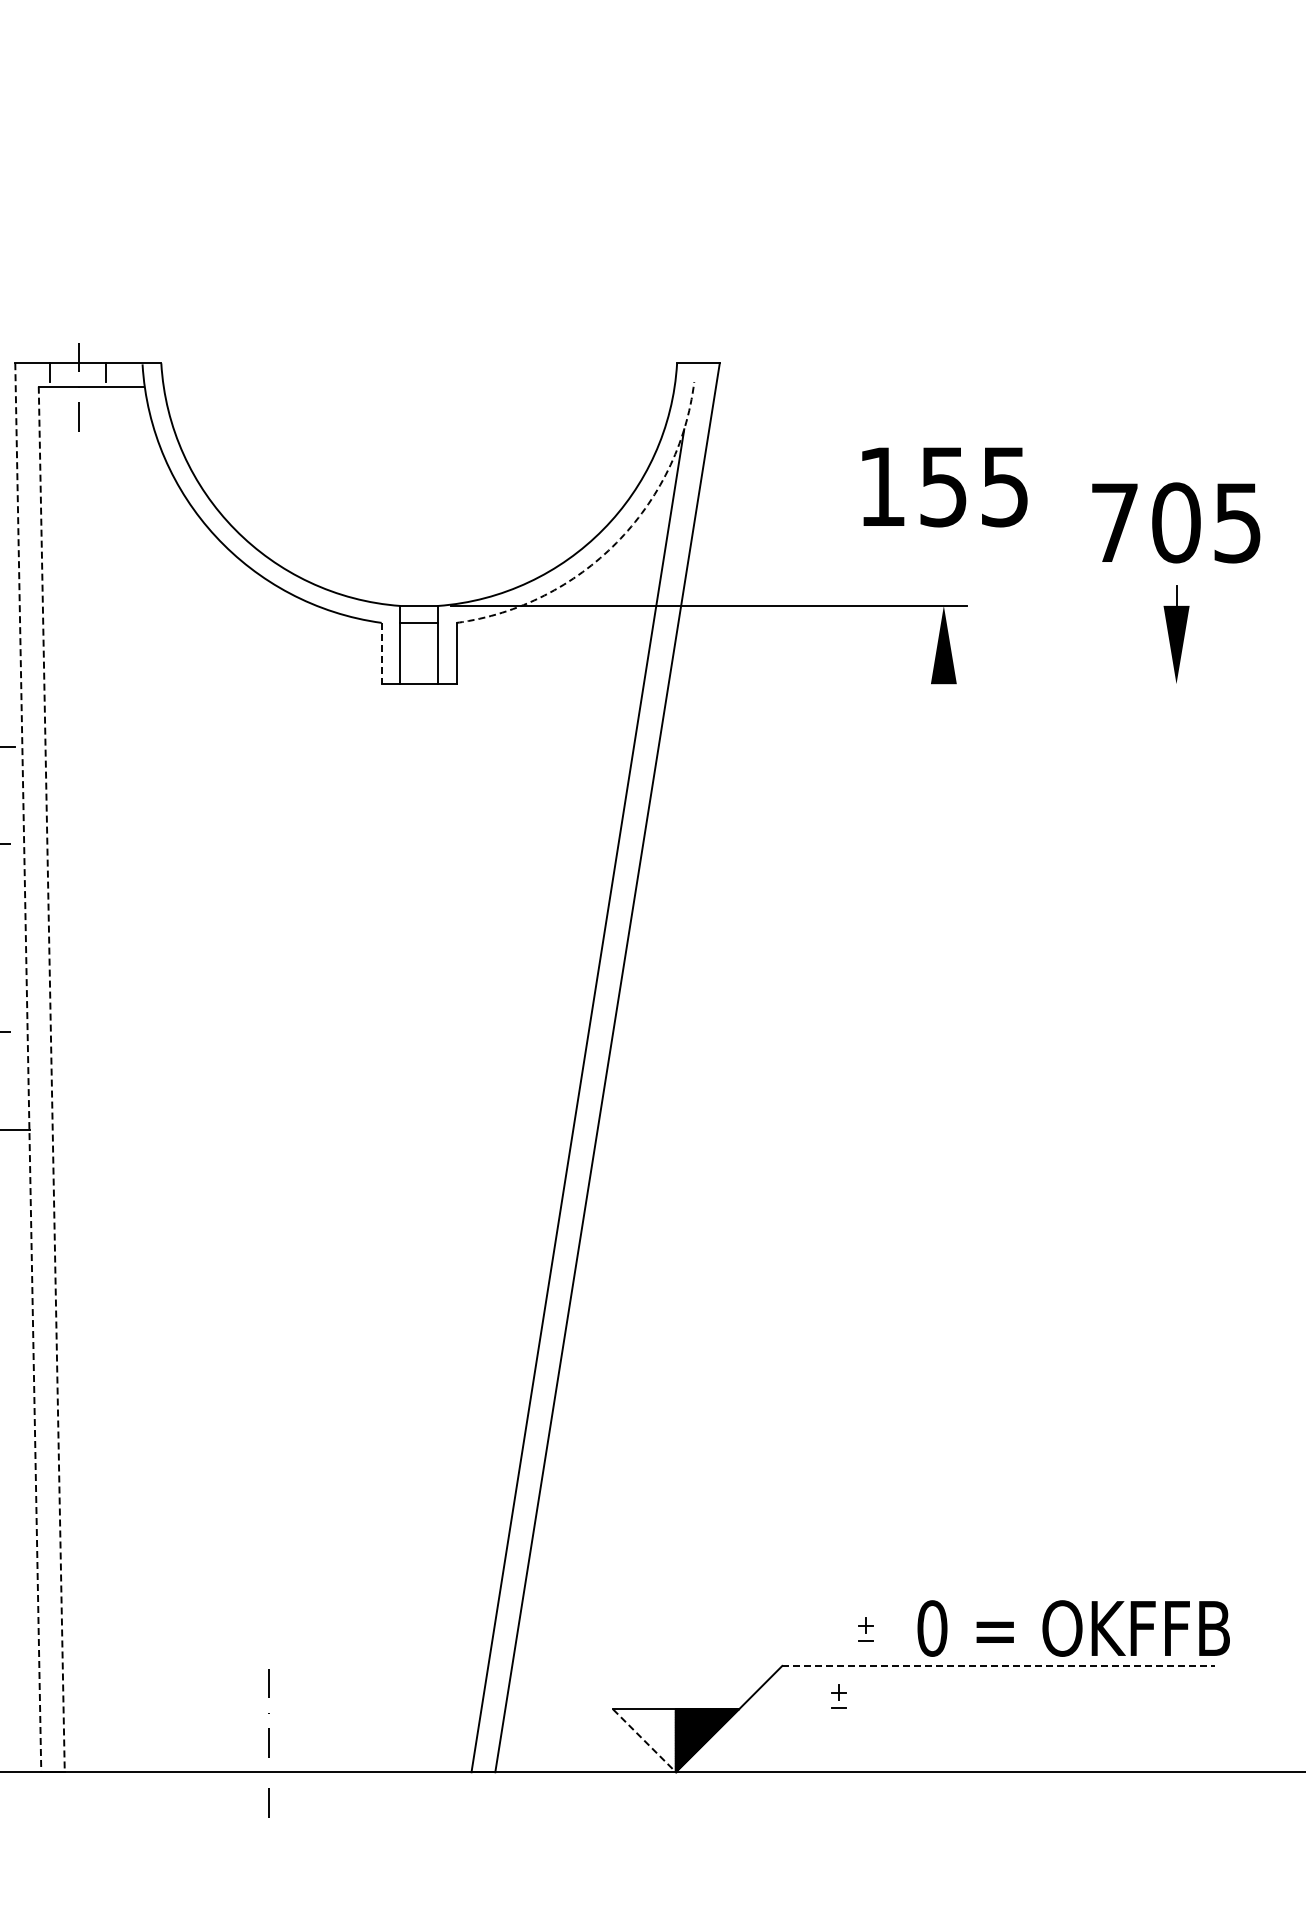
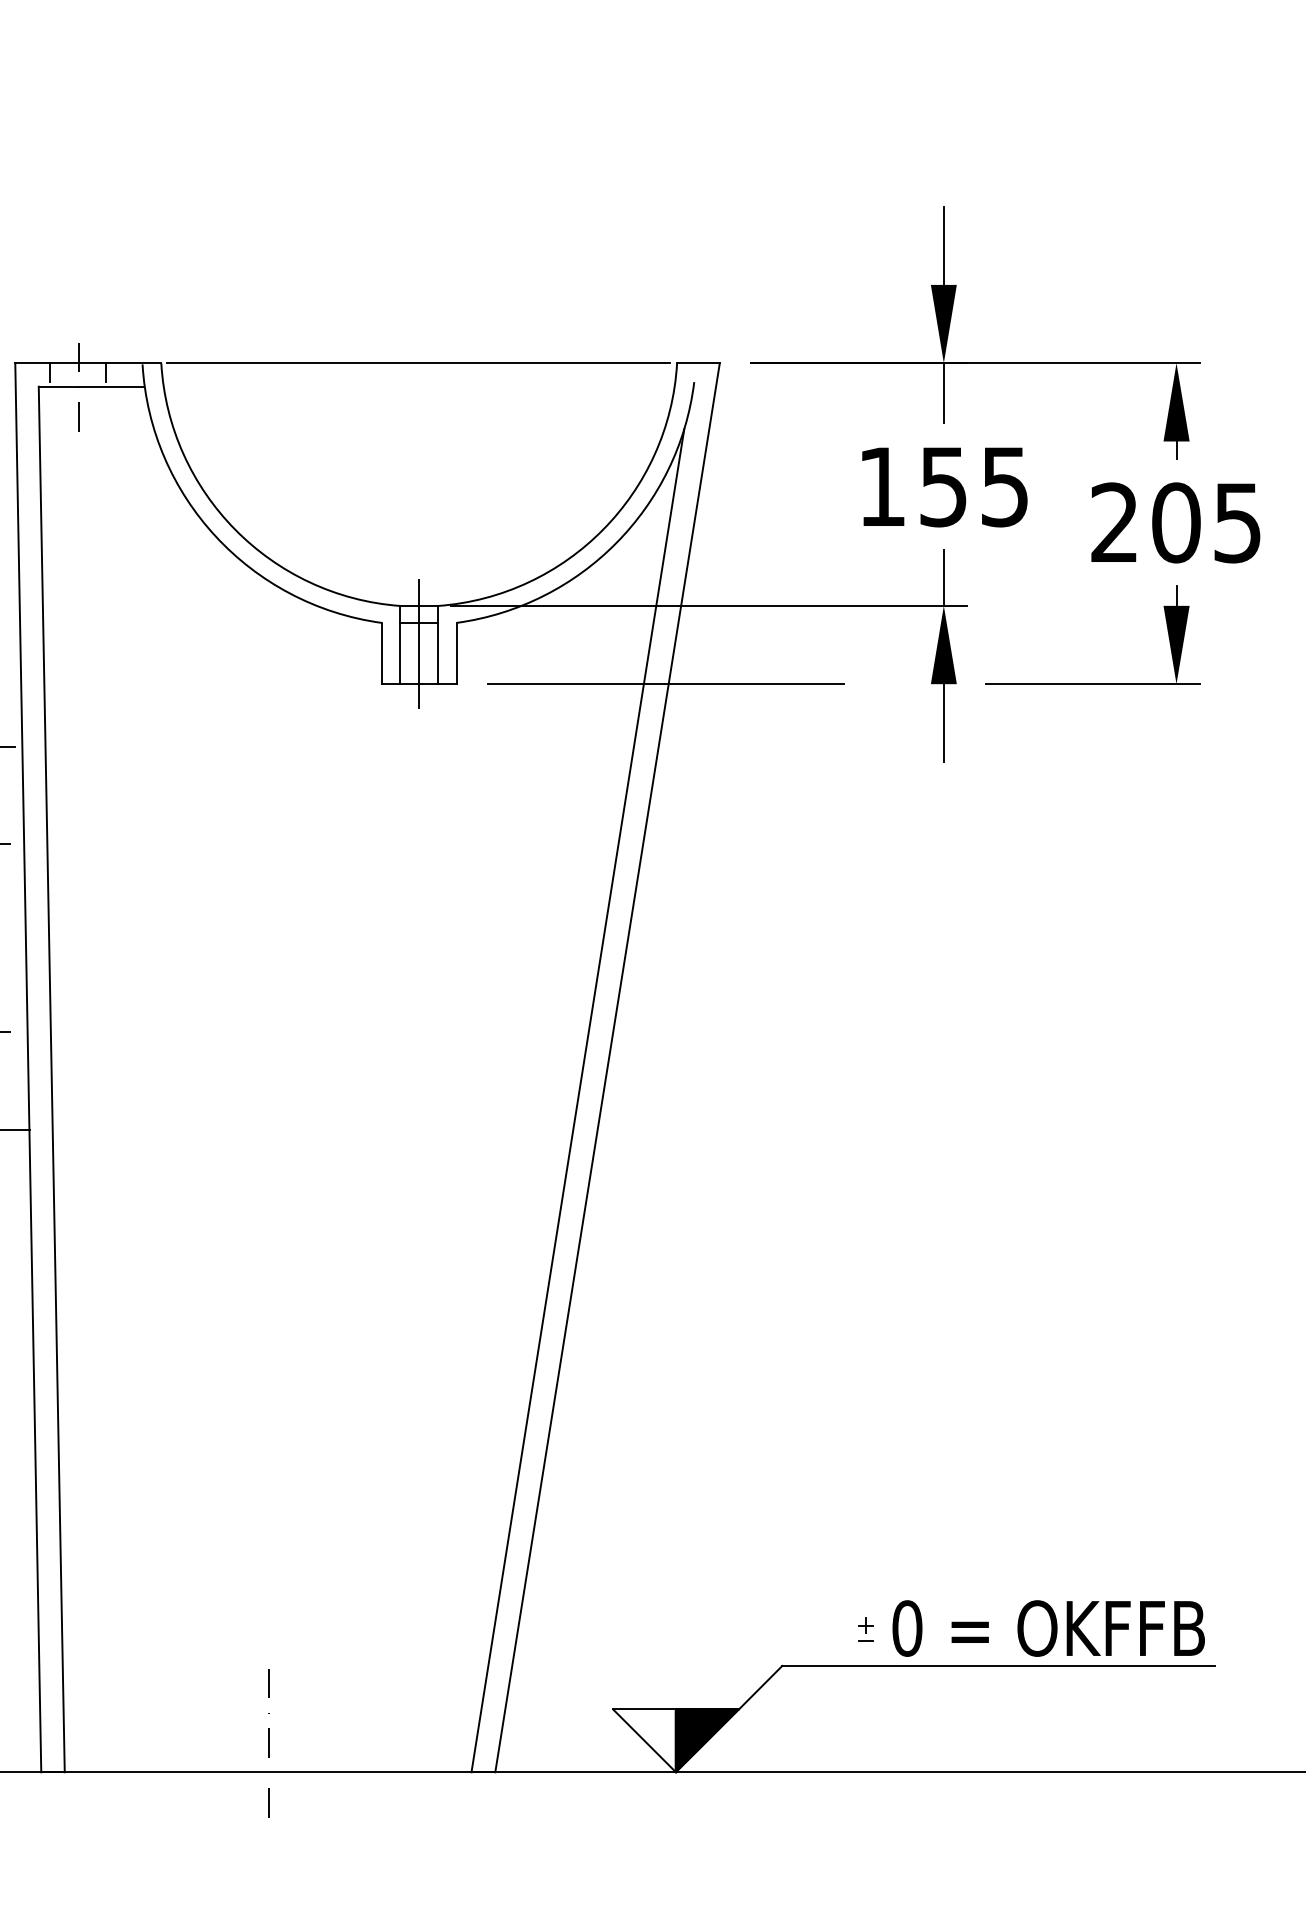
part: none -> present (950, 325)
line: none -> present (418, 363)
text: 705 -> 205 (1114, 521)
arc: dashed -> solid (616, 542)
line: none -> present (943, 577)
line: none -> present (419, 644)
line: dashed -> solid (381, 653)
line: none -> present (666, 684)
line: none -> present (1092, 684)
line: none -> present (943, 723)
line: dashed -> solid (28, 1067)
line: dashed -> solid (51, 1079)
text position: (1073, 1628) -> (1048, 1628) (1048, 1628)
line: dashed -> solid (998, 1665)
part: present -> none (838, 1696)
line: dashed -> solid (644, 1741)
